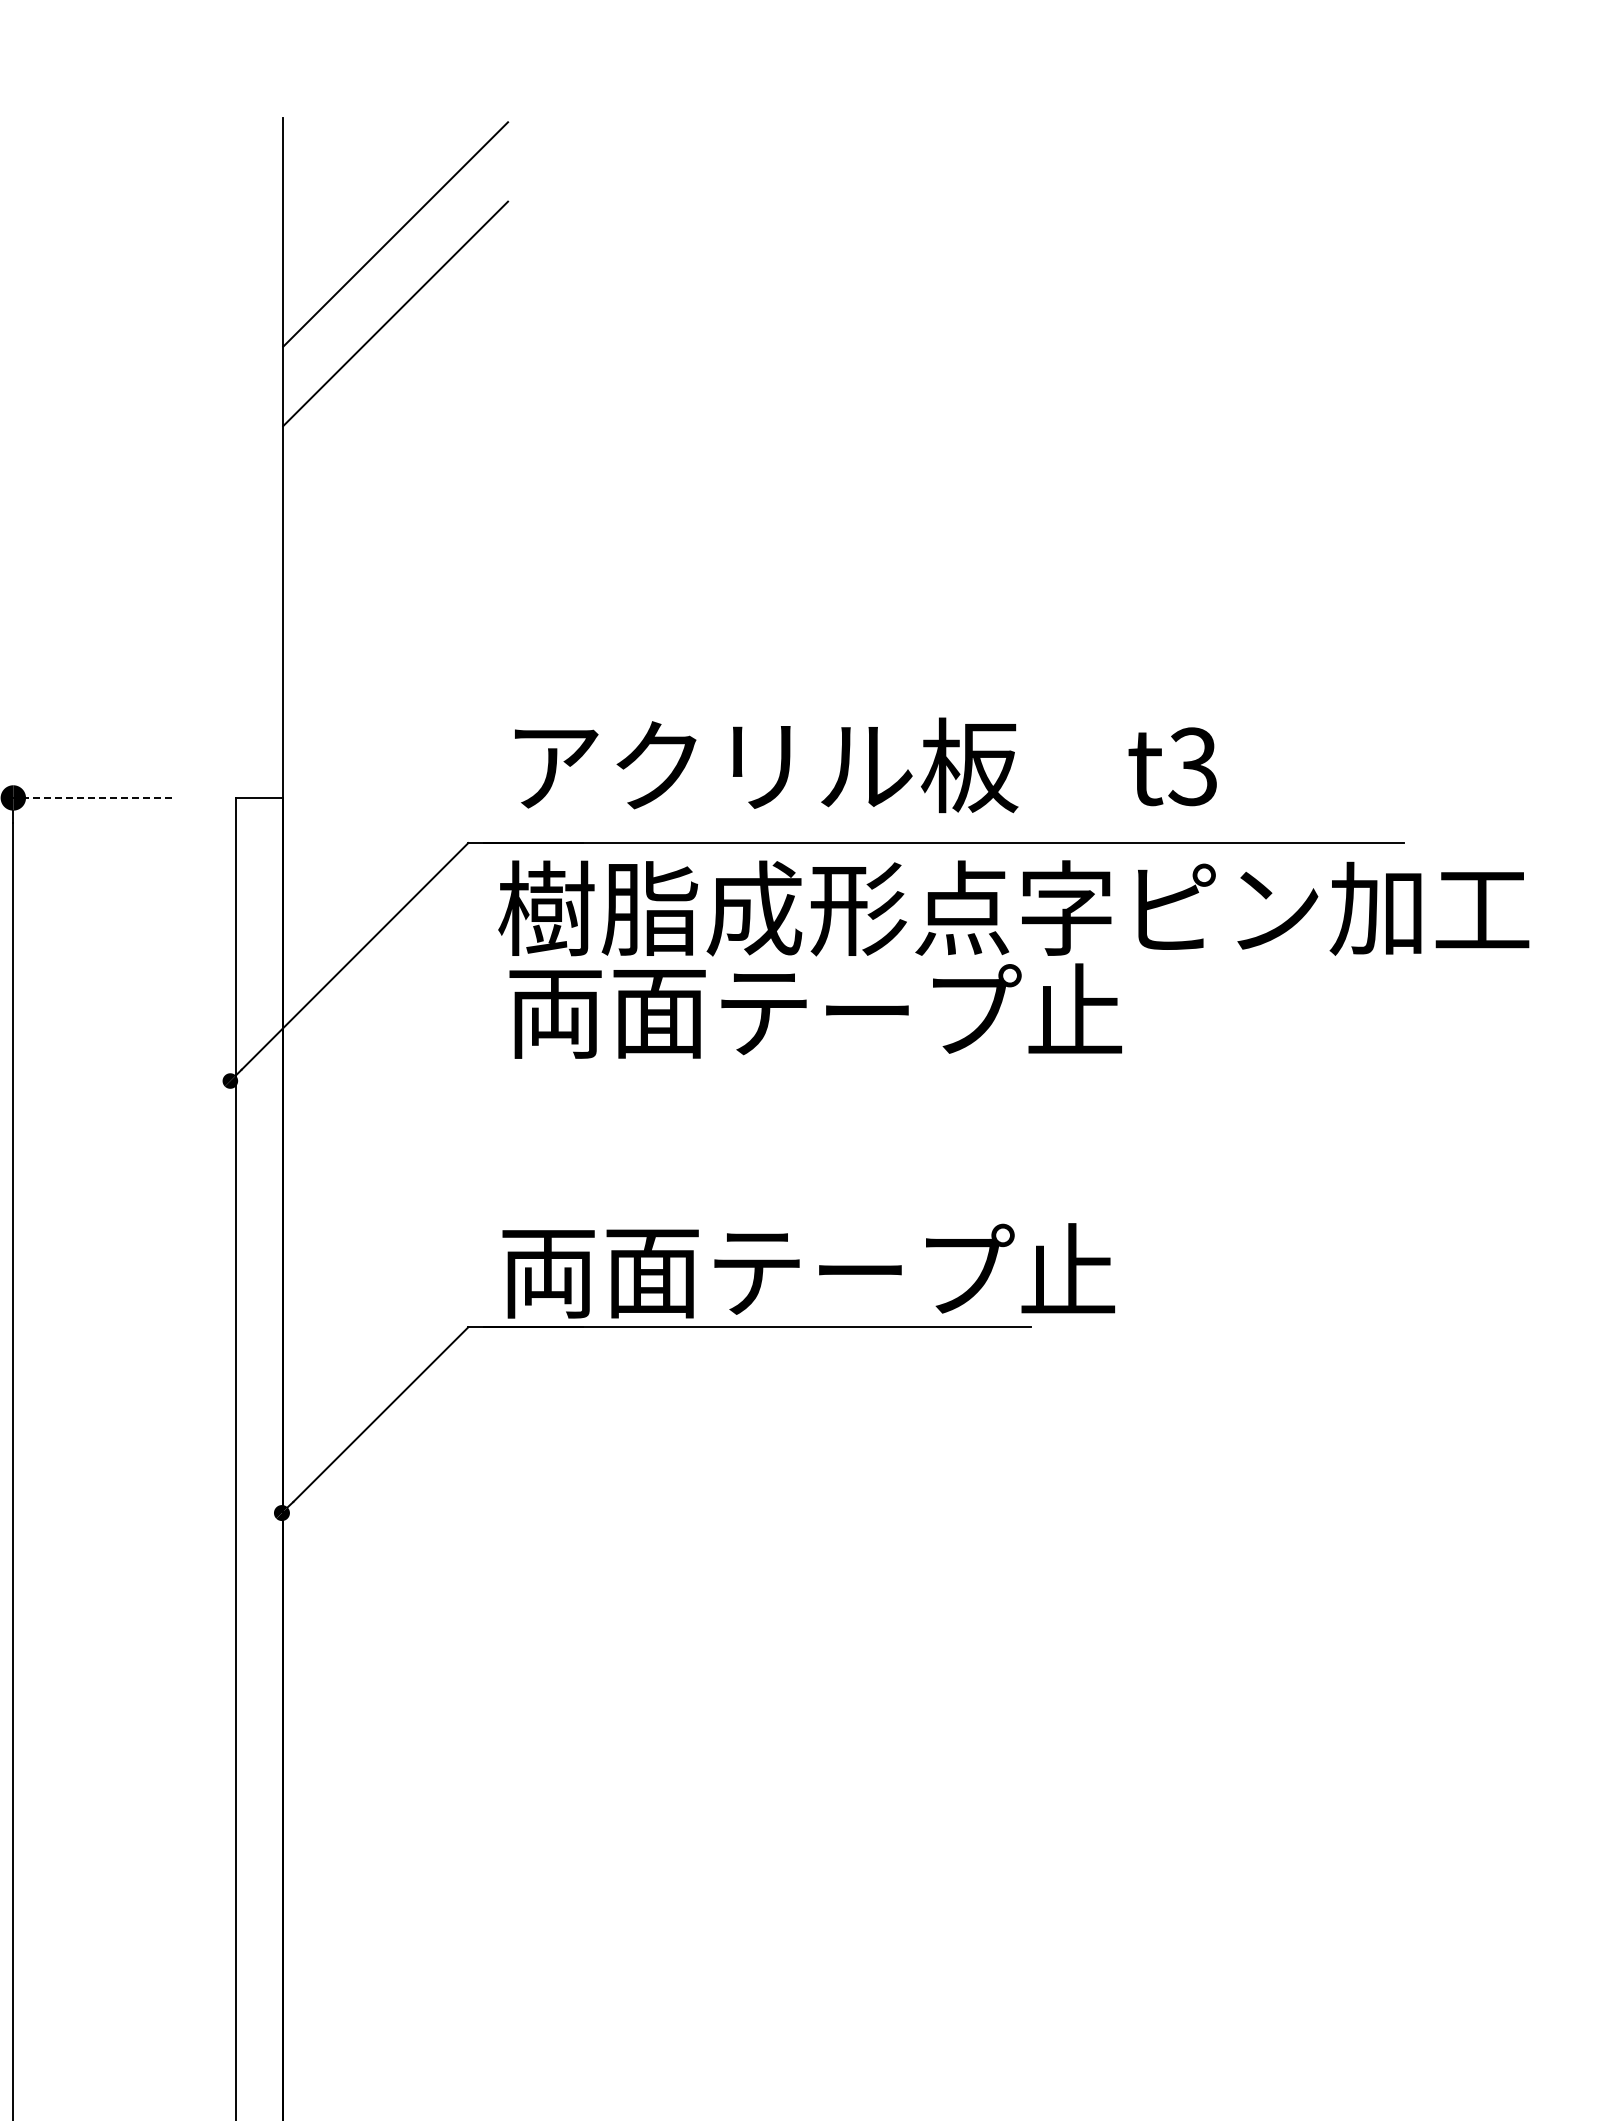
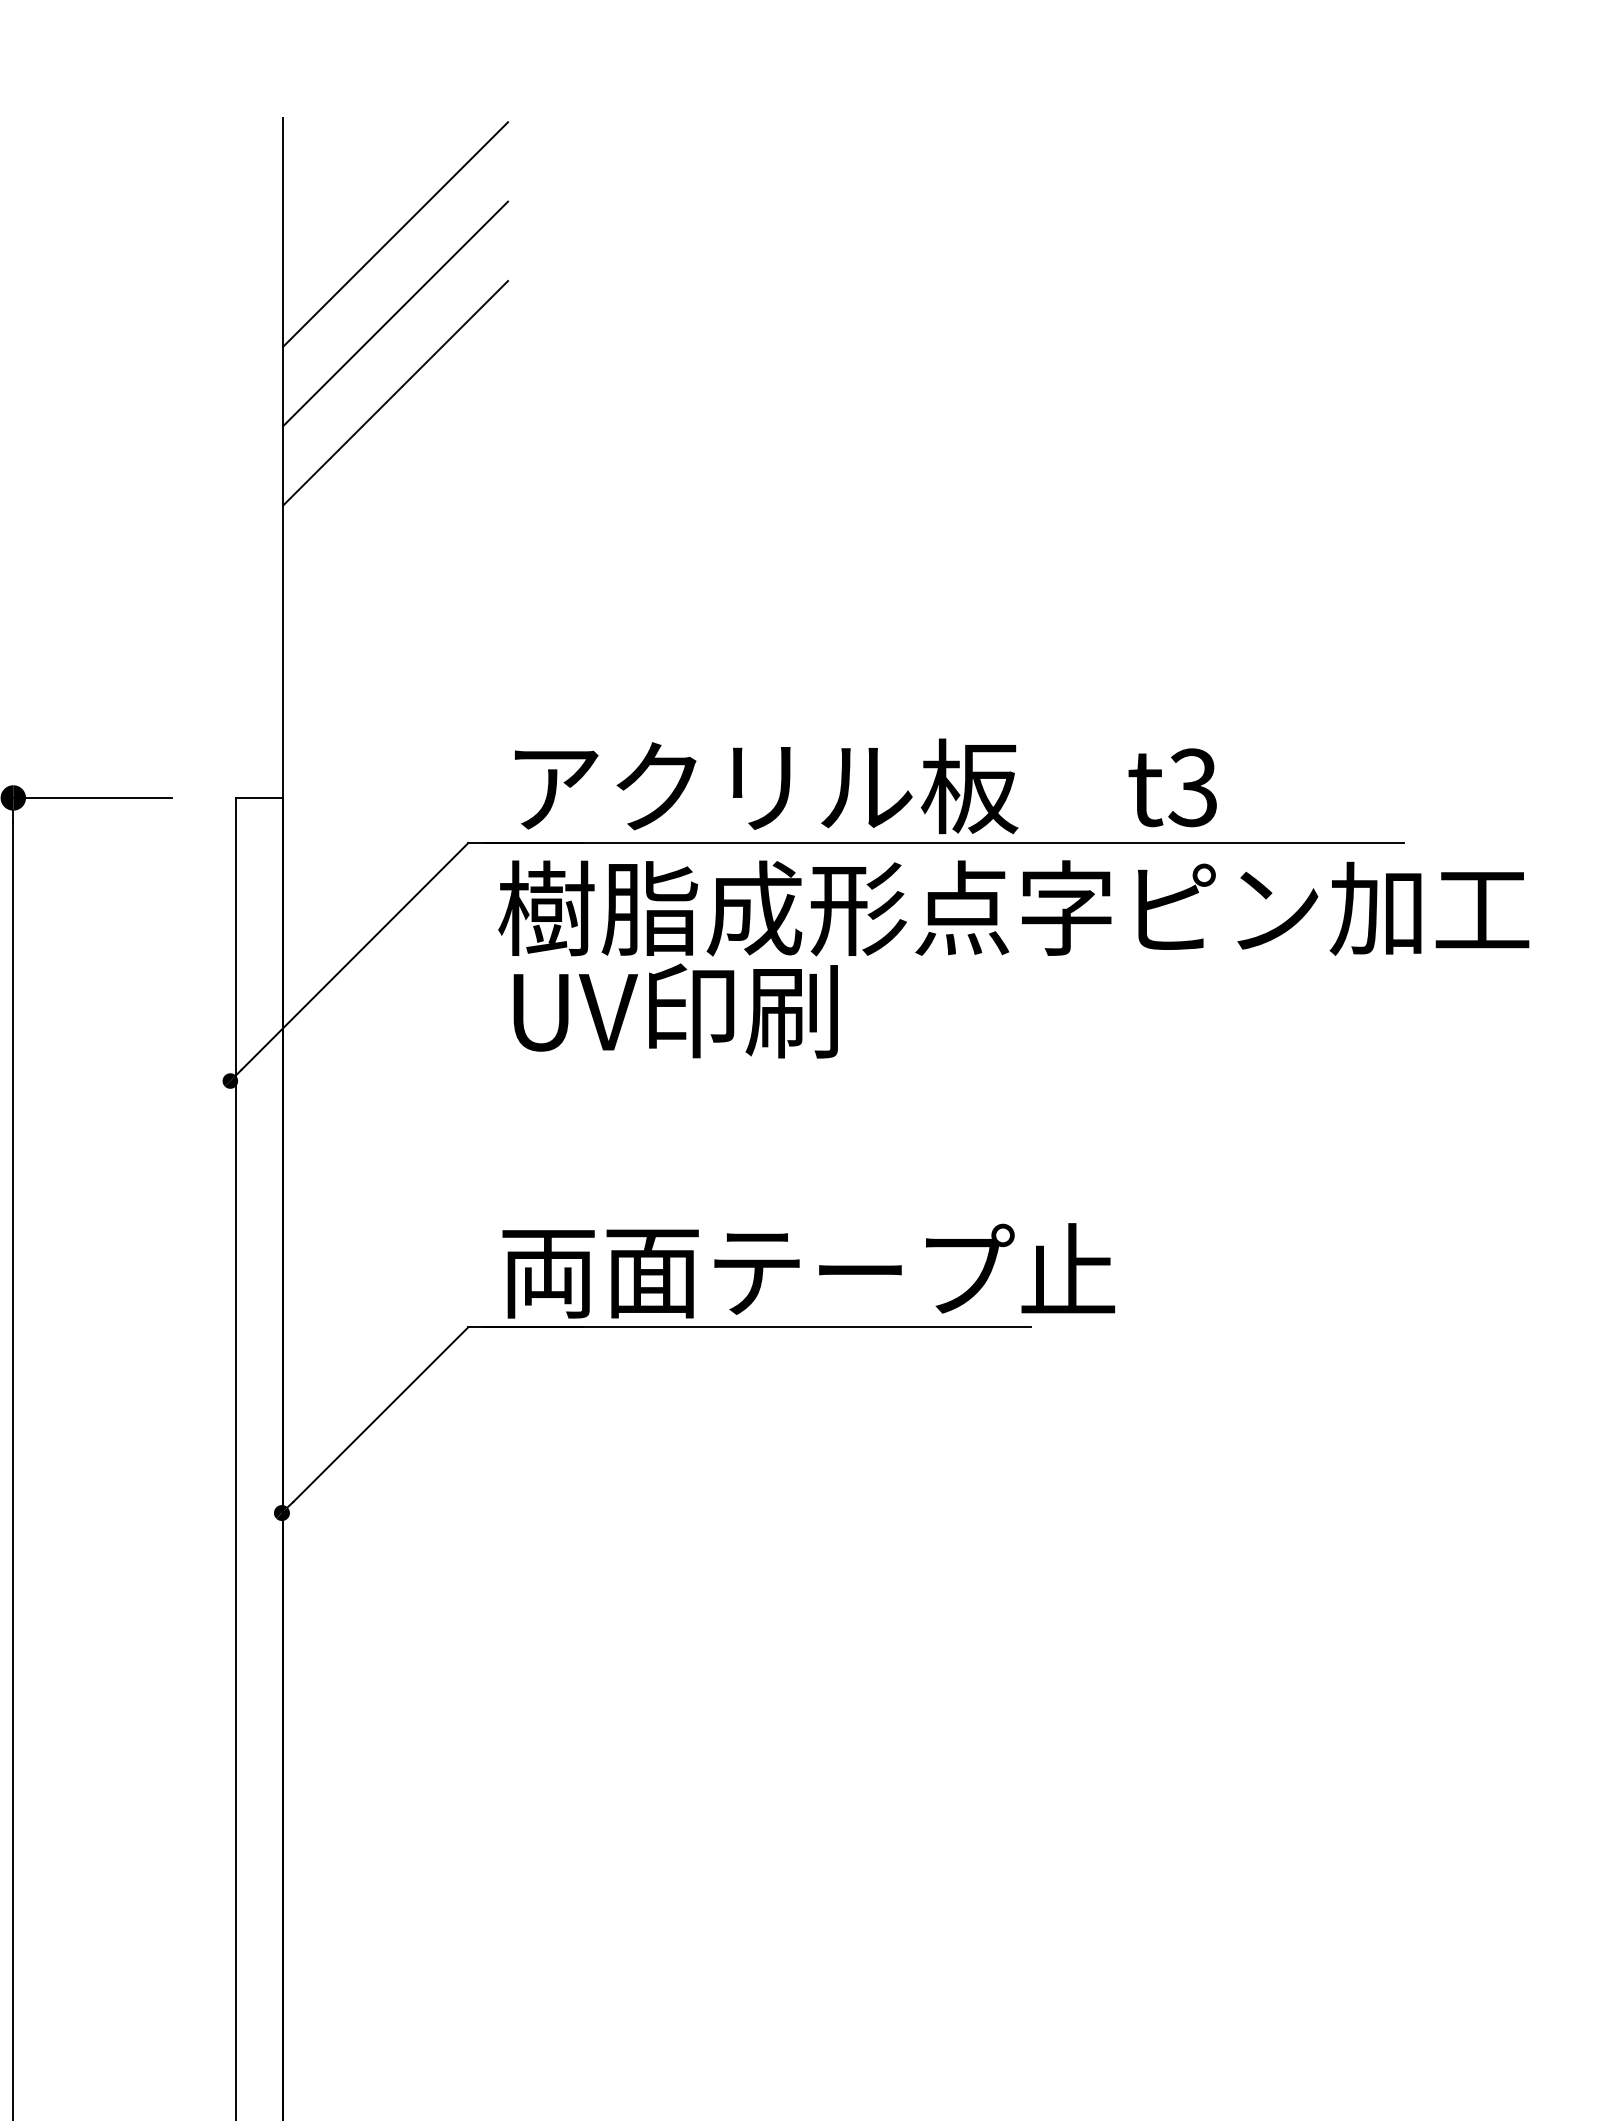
line: none -> present (395, 393)
text position: (865, 765) -> (865, 786) (865, 786)
line: dashed -> solid (92, 797)
text: 両面テープ止 -> UV印刷 (815, 1010)
